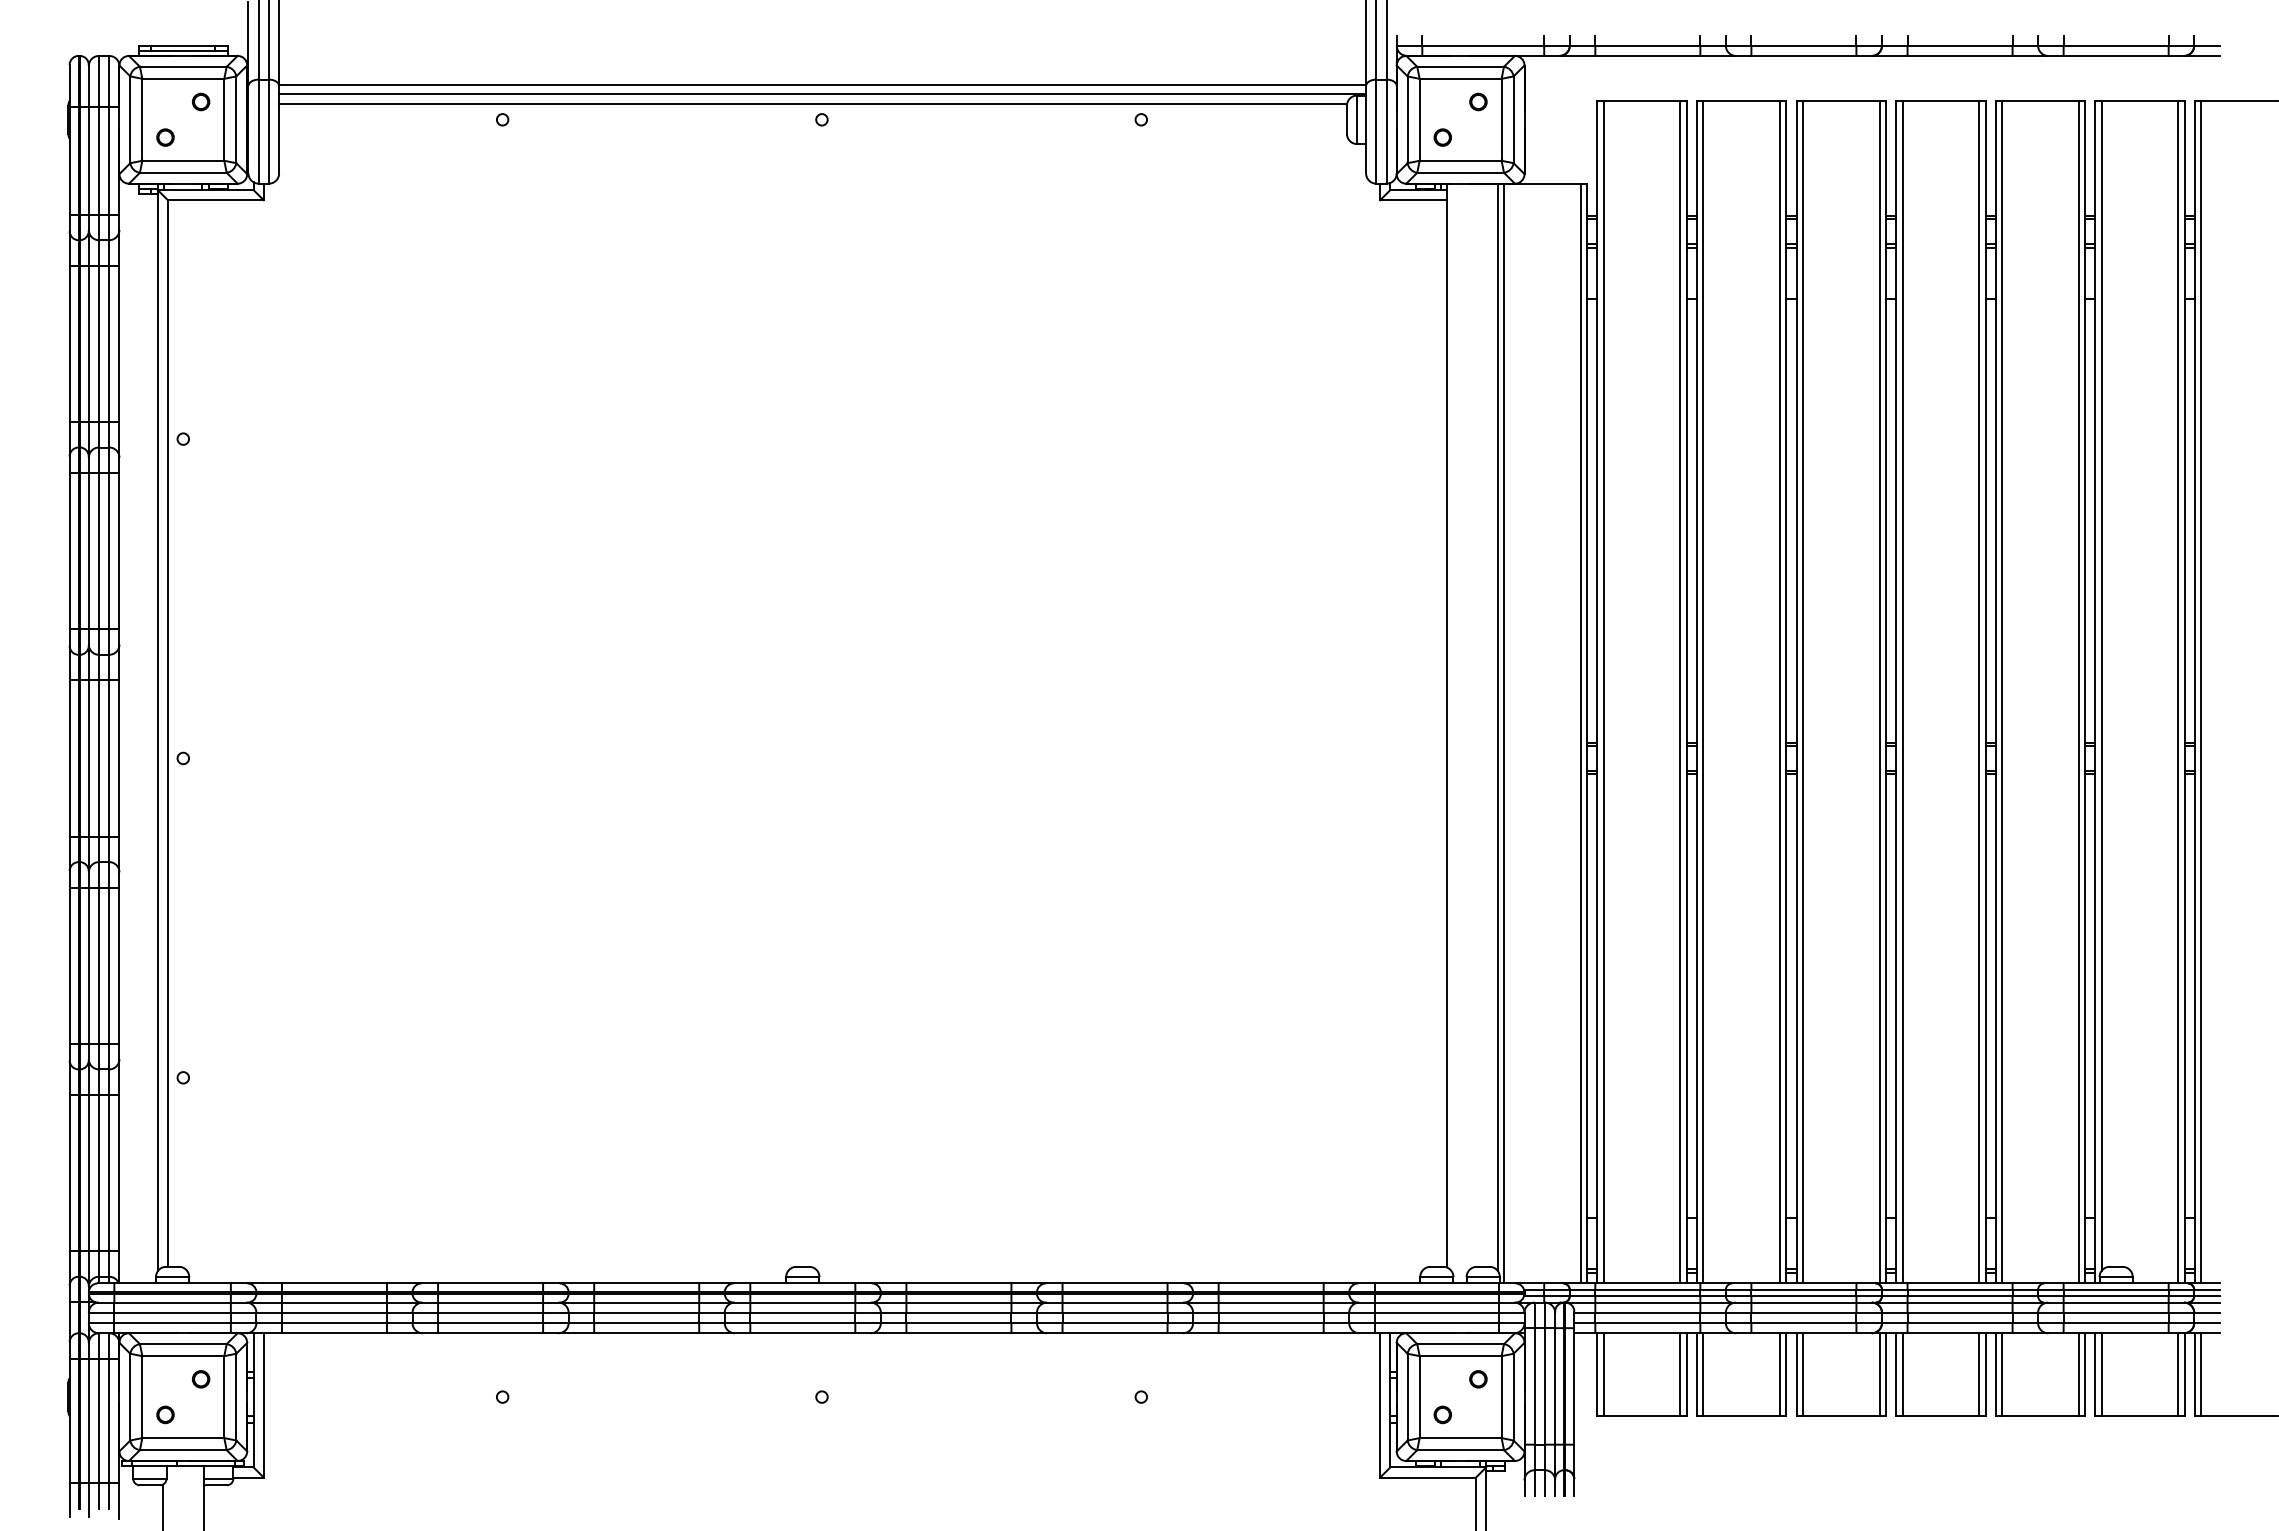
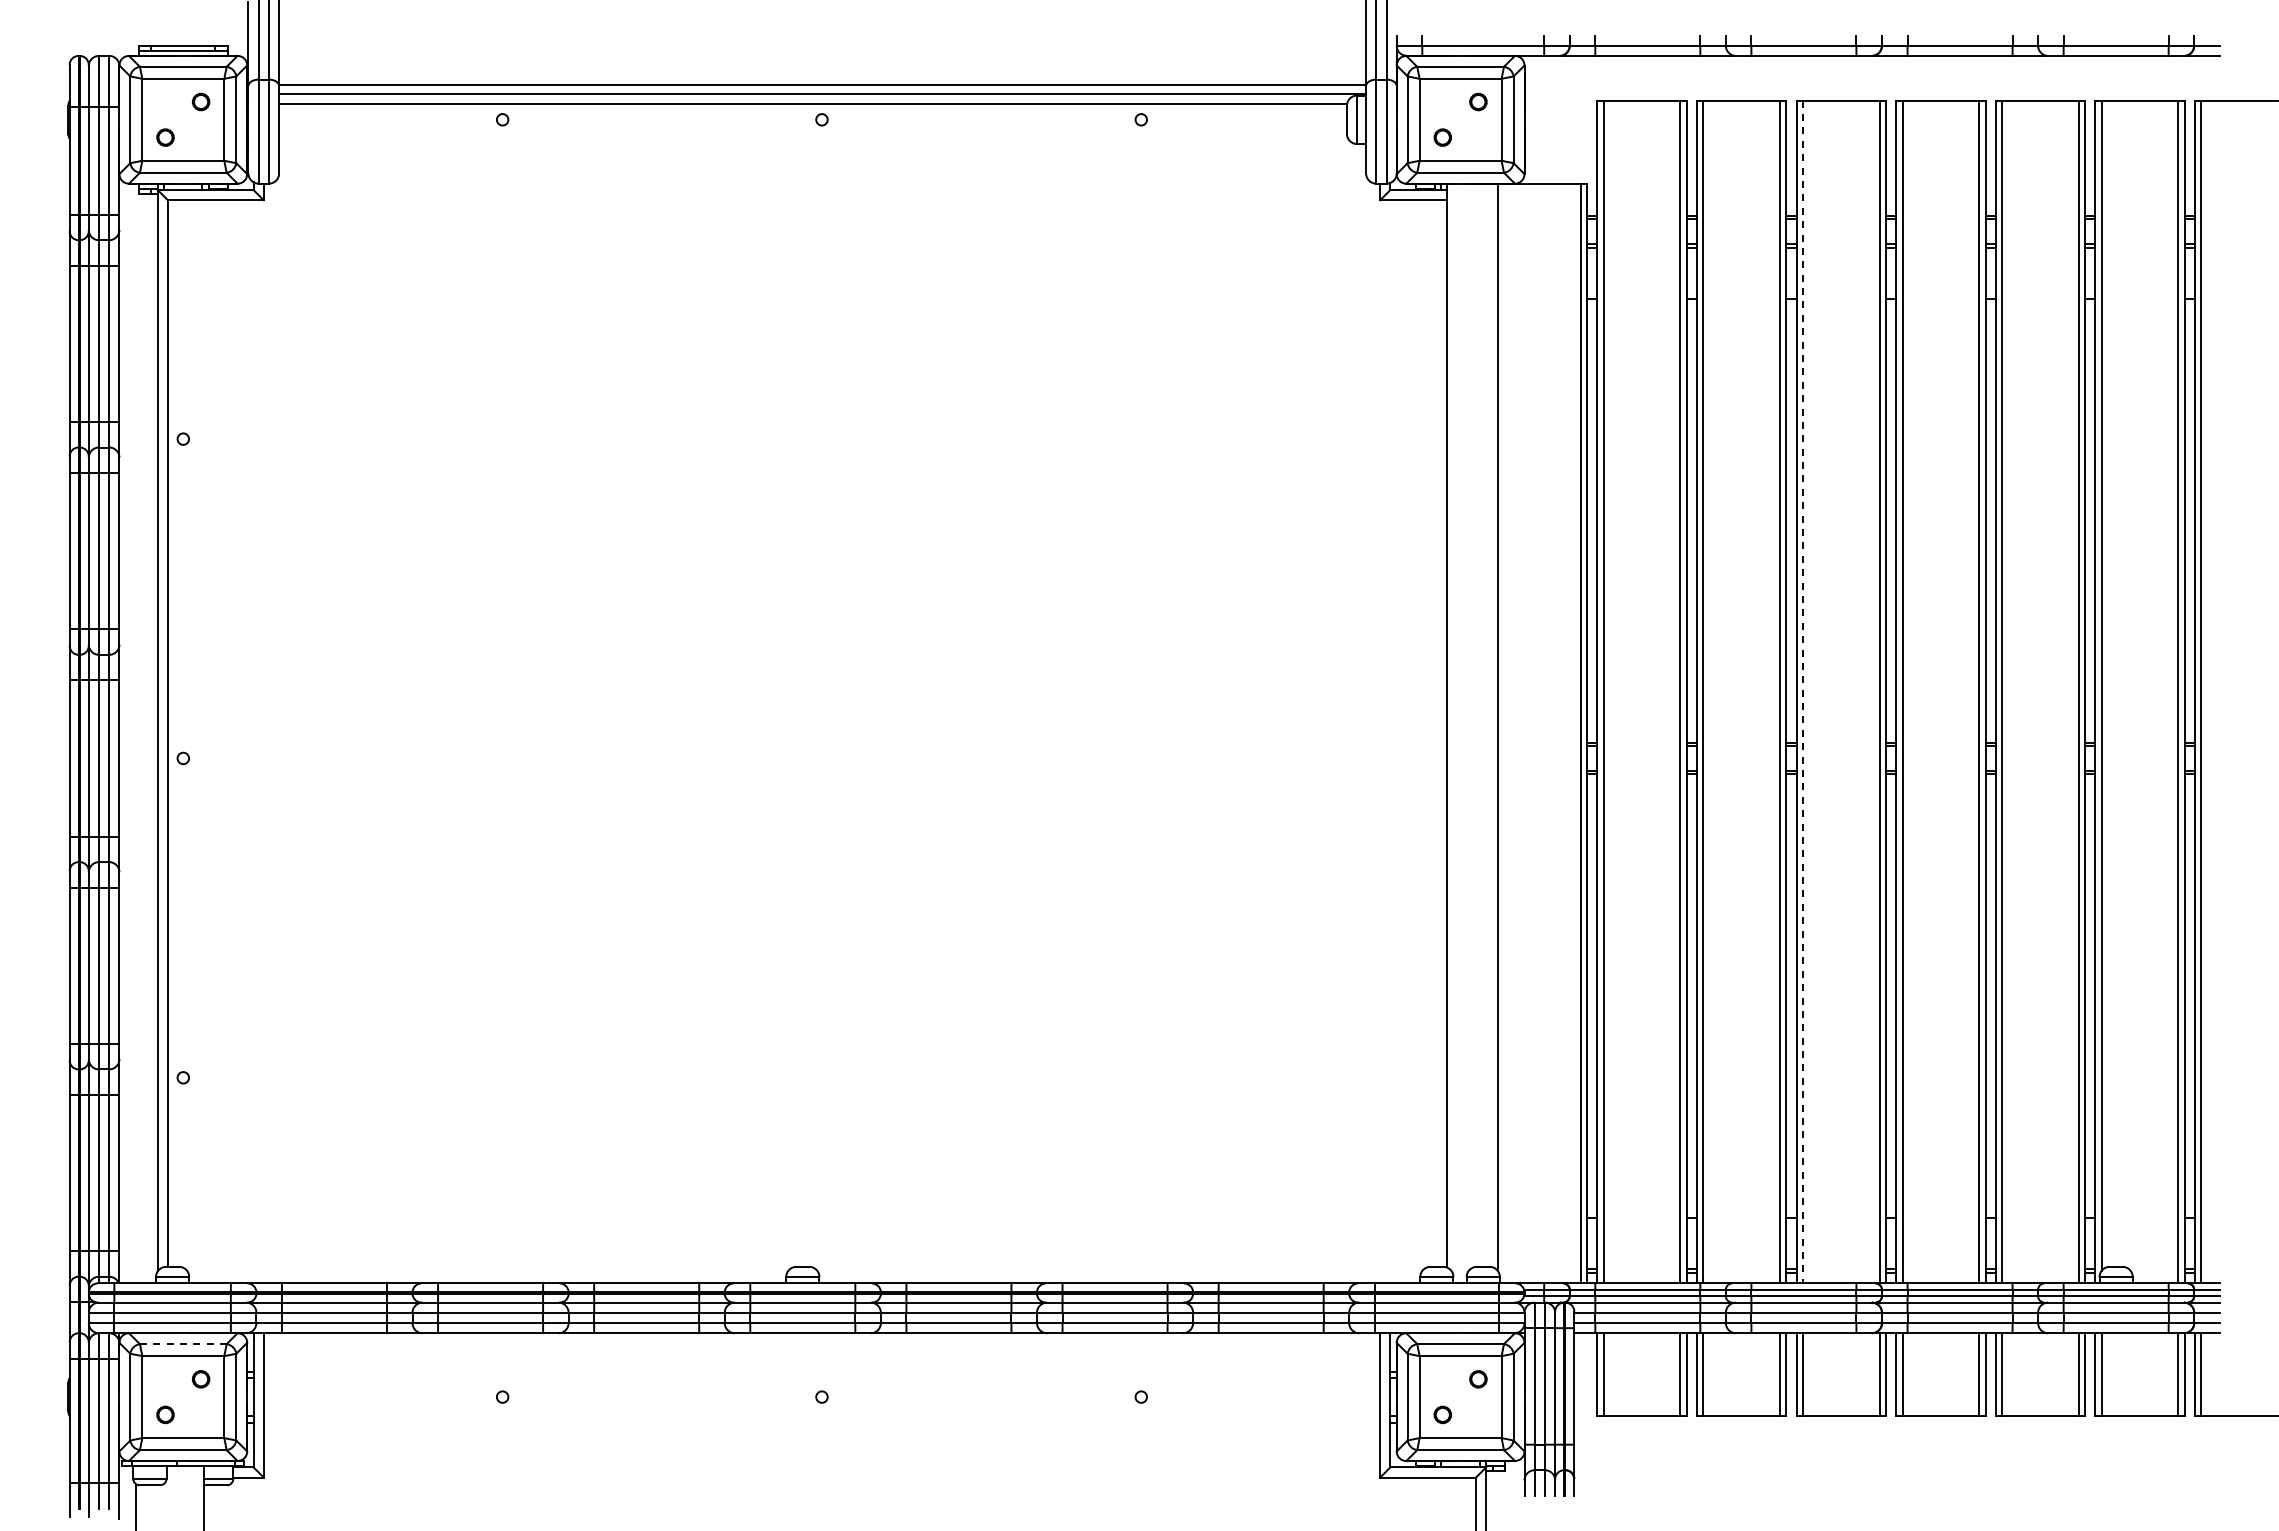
line: solid -> dashed (1802, 692)
line: present -> none (1504, 733)
line: solid -> dashed (183, 1344)
line position: (162, 1505) -> (135, 1505) (135, 1505)
